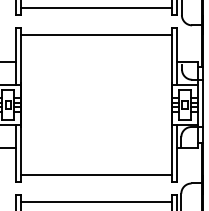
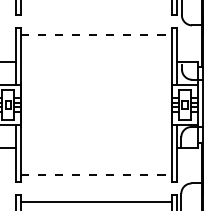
line: present -> none (96, 8)
line: solid -> dashed (96, 35)
line: solid -> dashed (96, 174)
